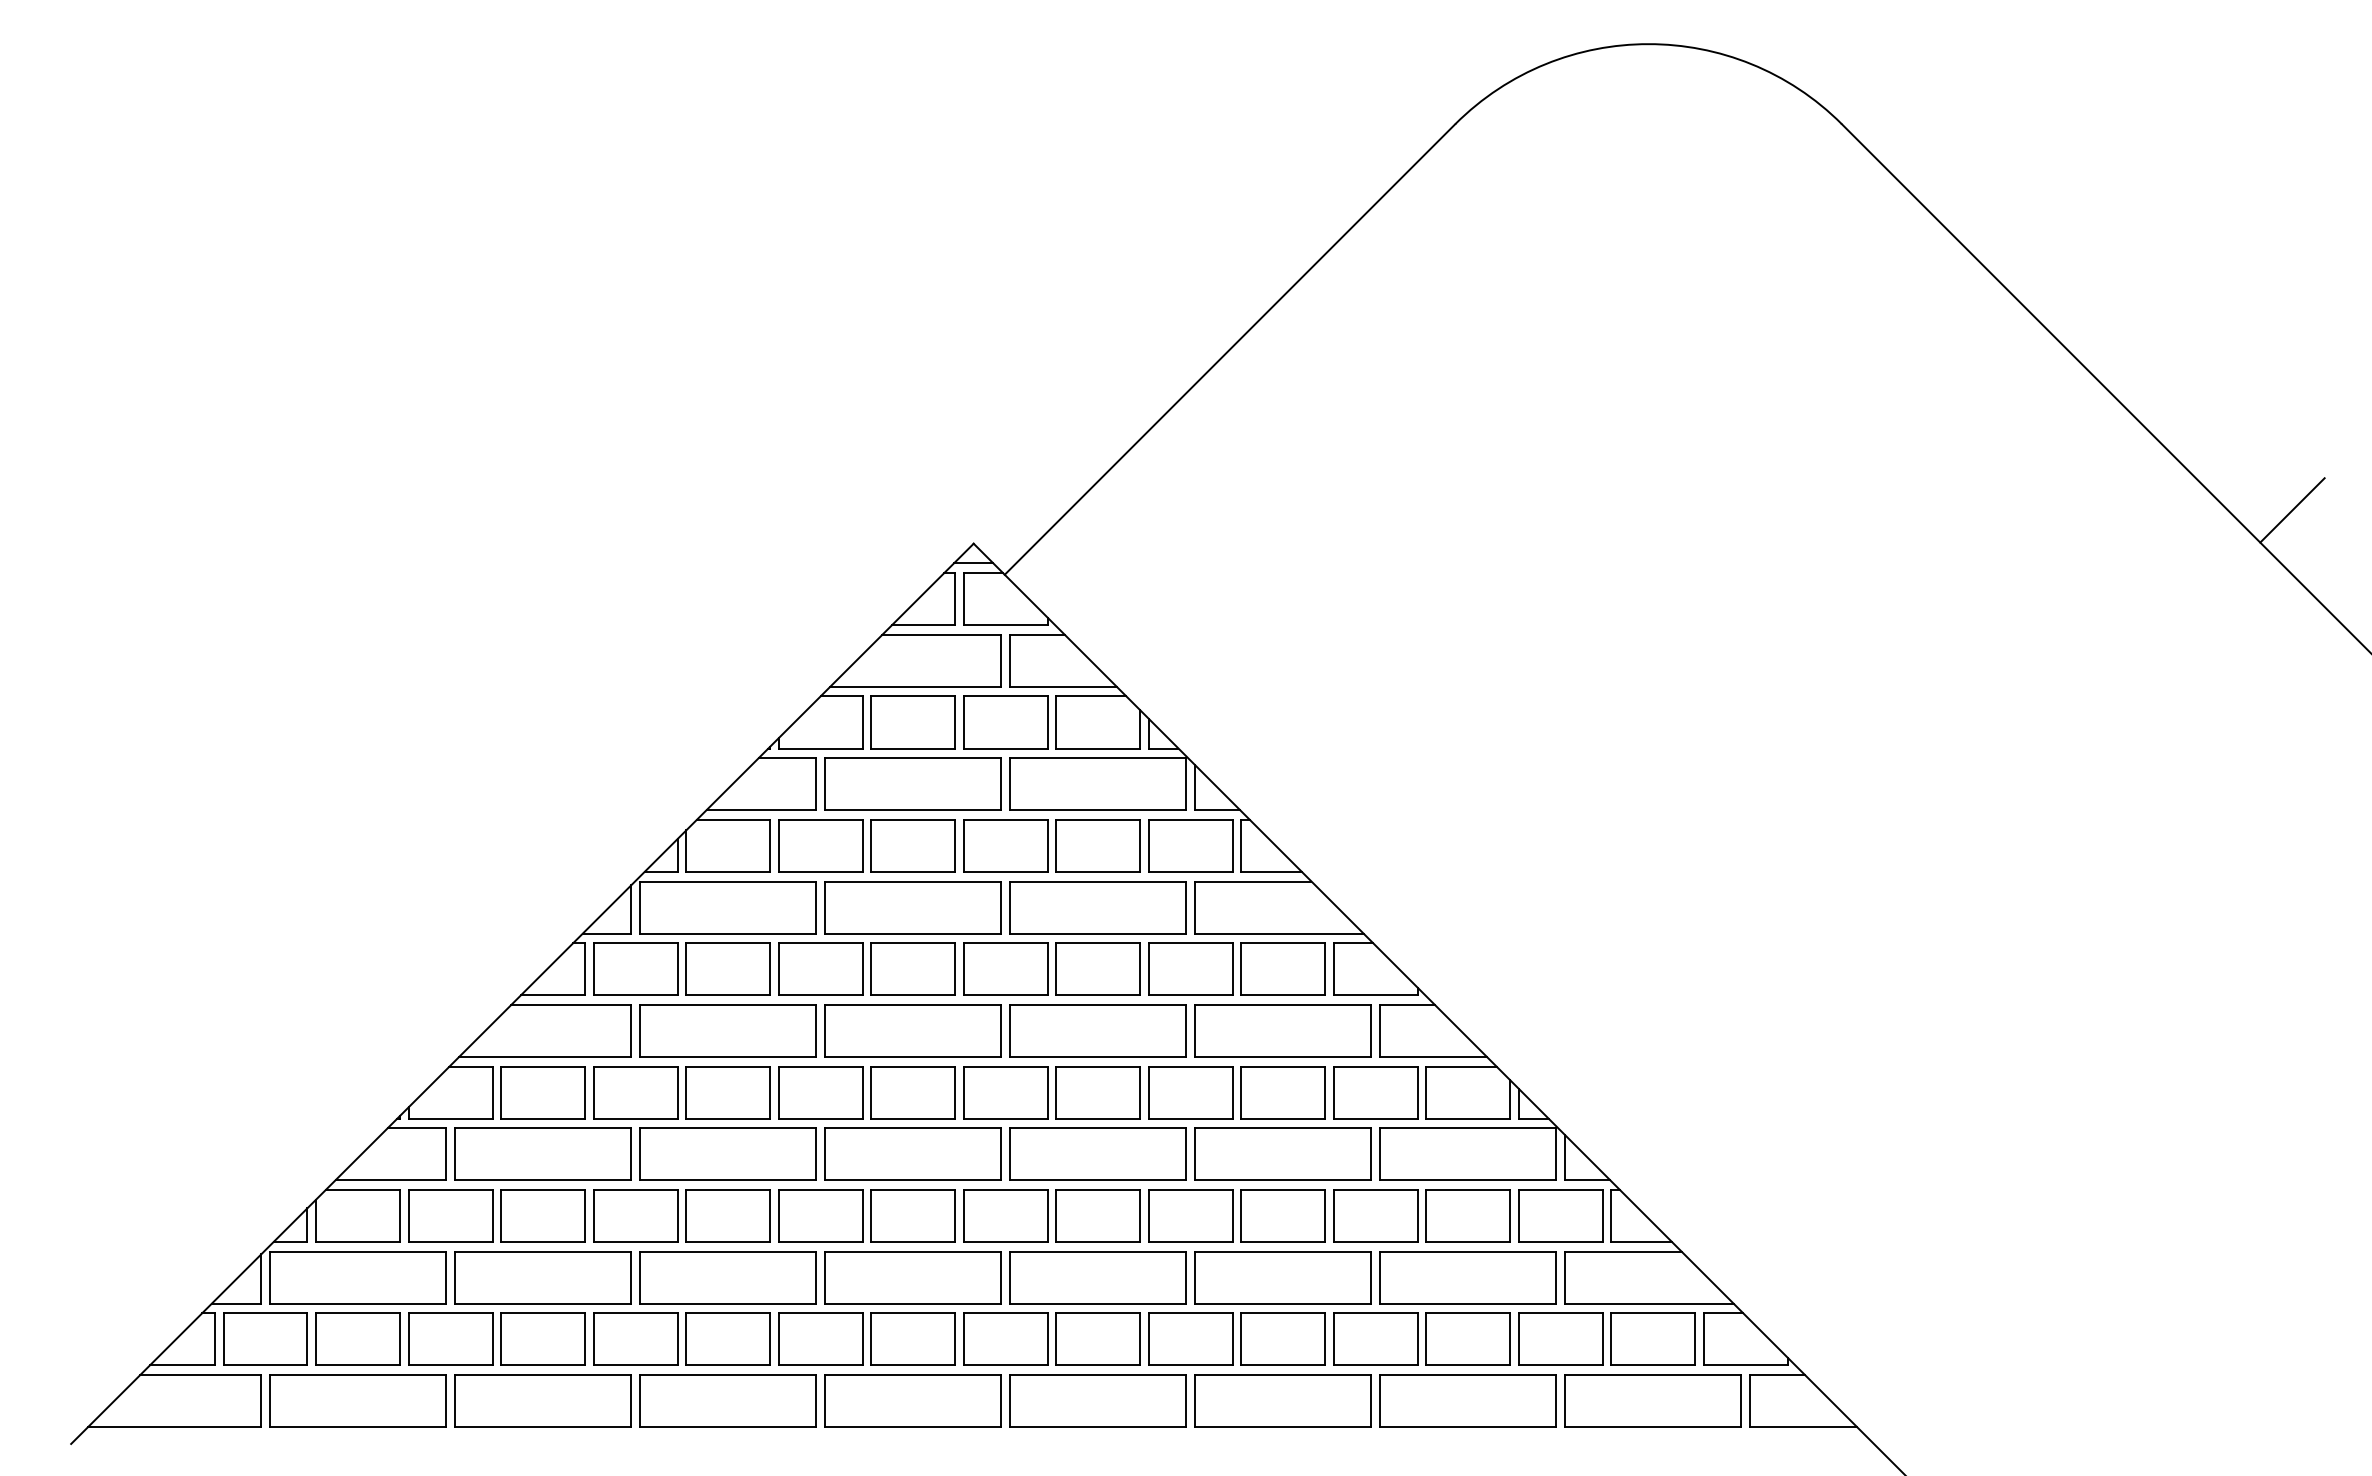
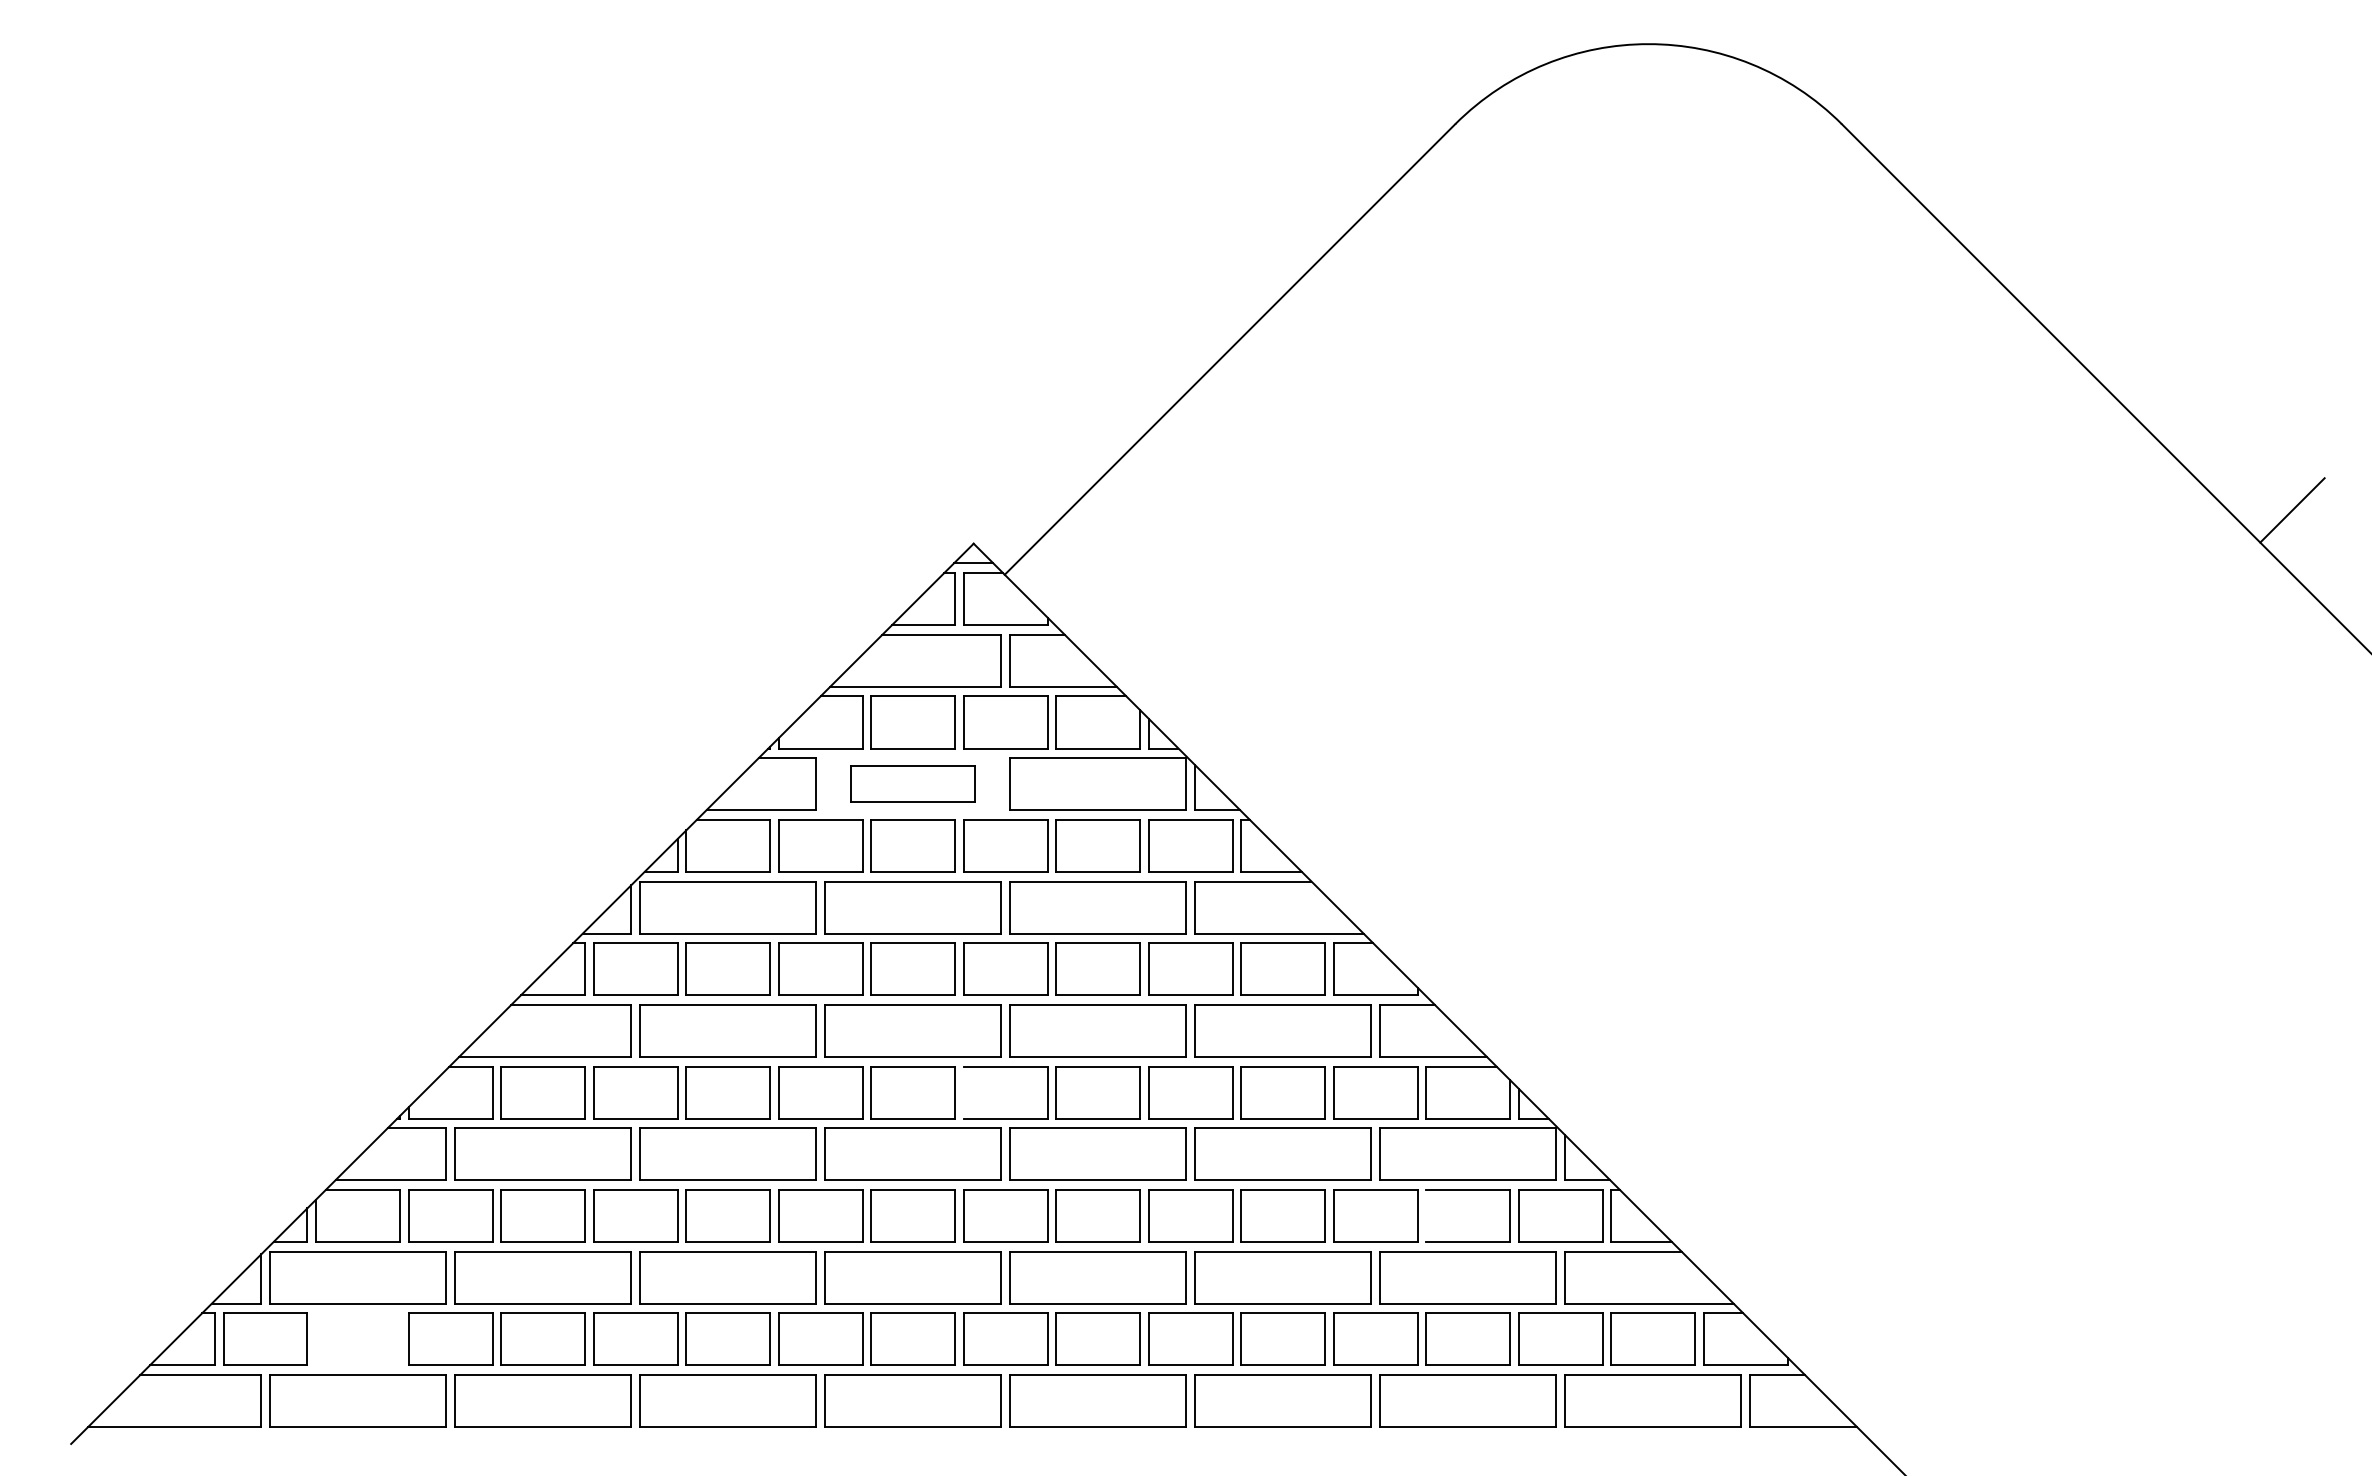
part size: 178x54 px -> 126x38 px (912, 783)
line: present -> none (963, 1092)
line: present -> none (1426, 1215)
part: present -> none (357, 1338)
